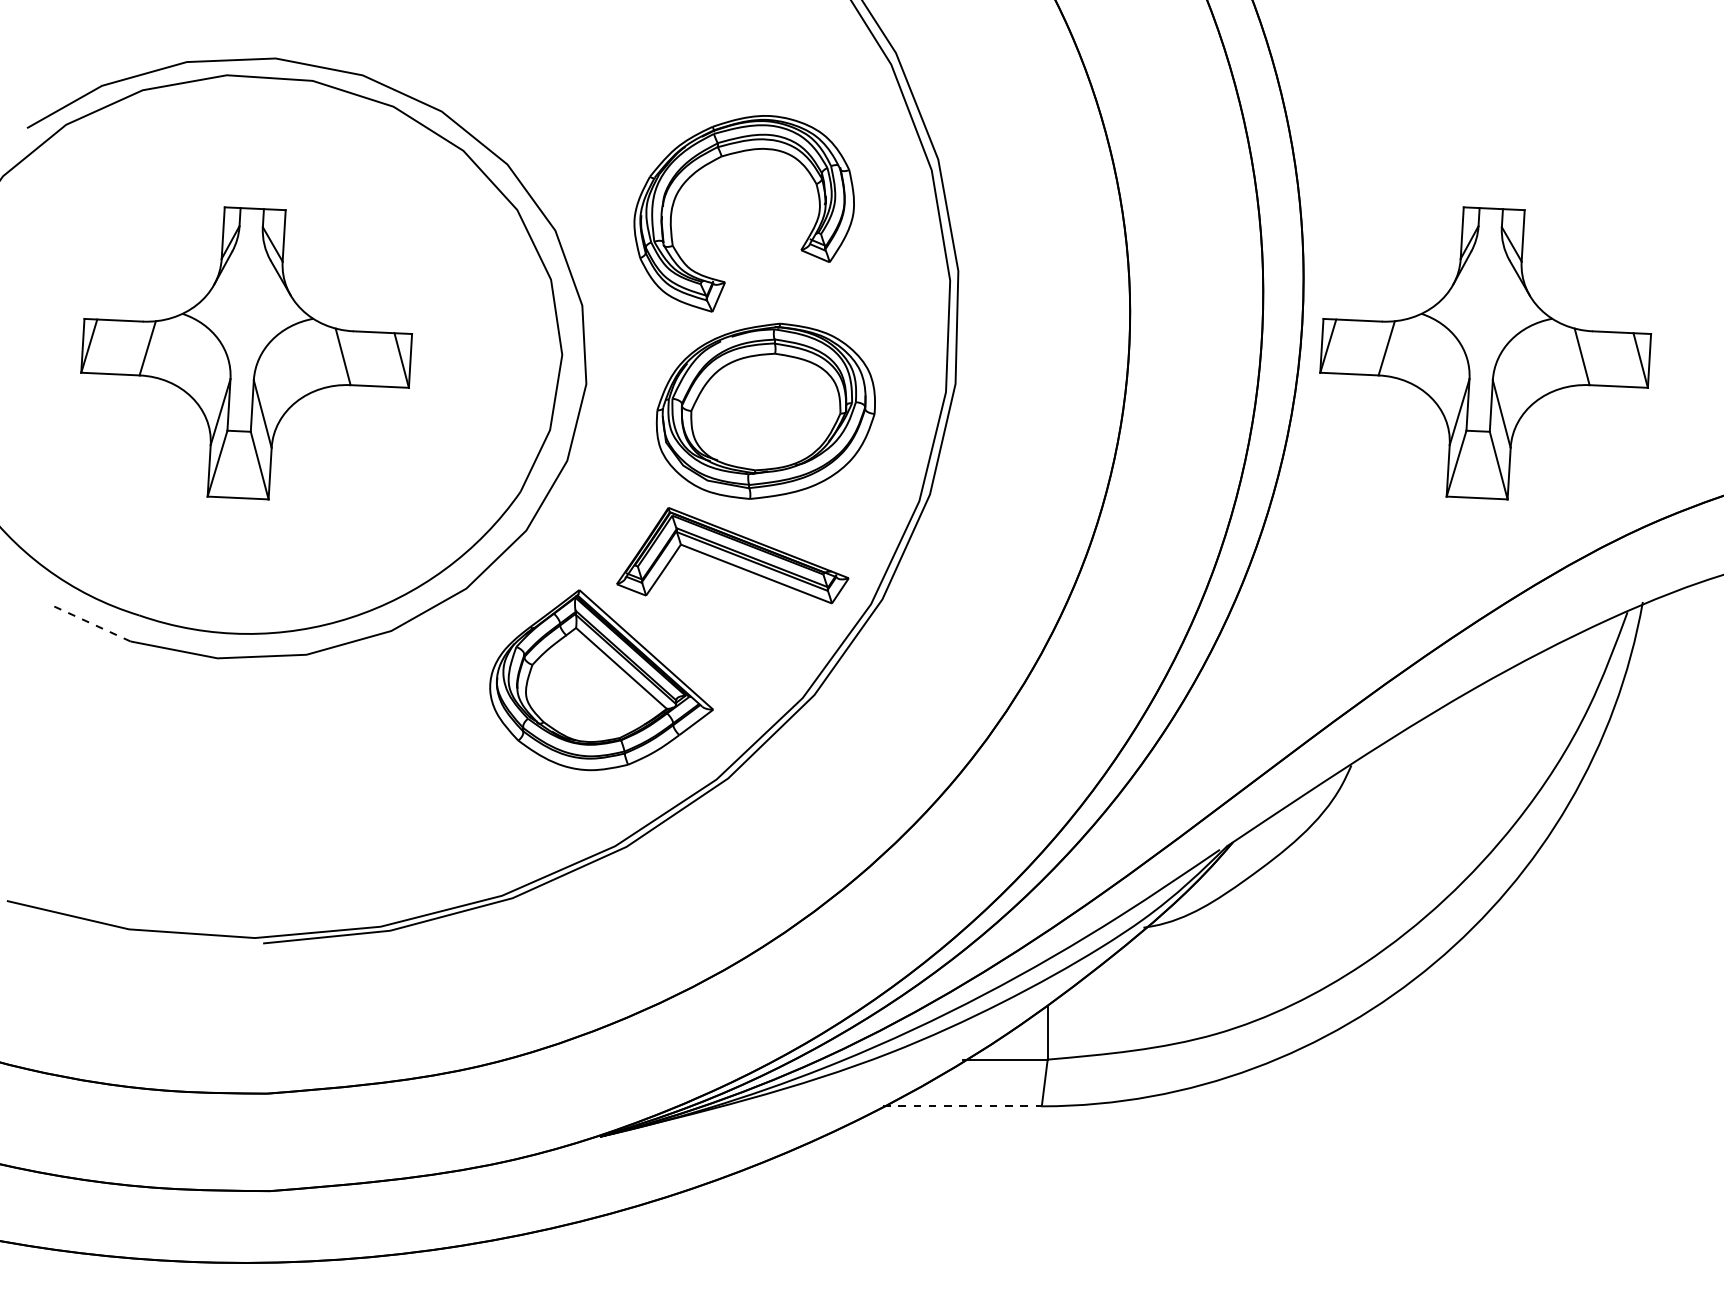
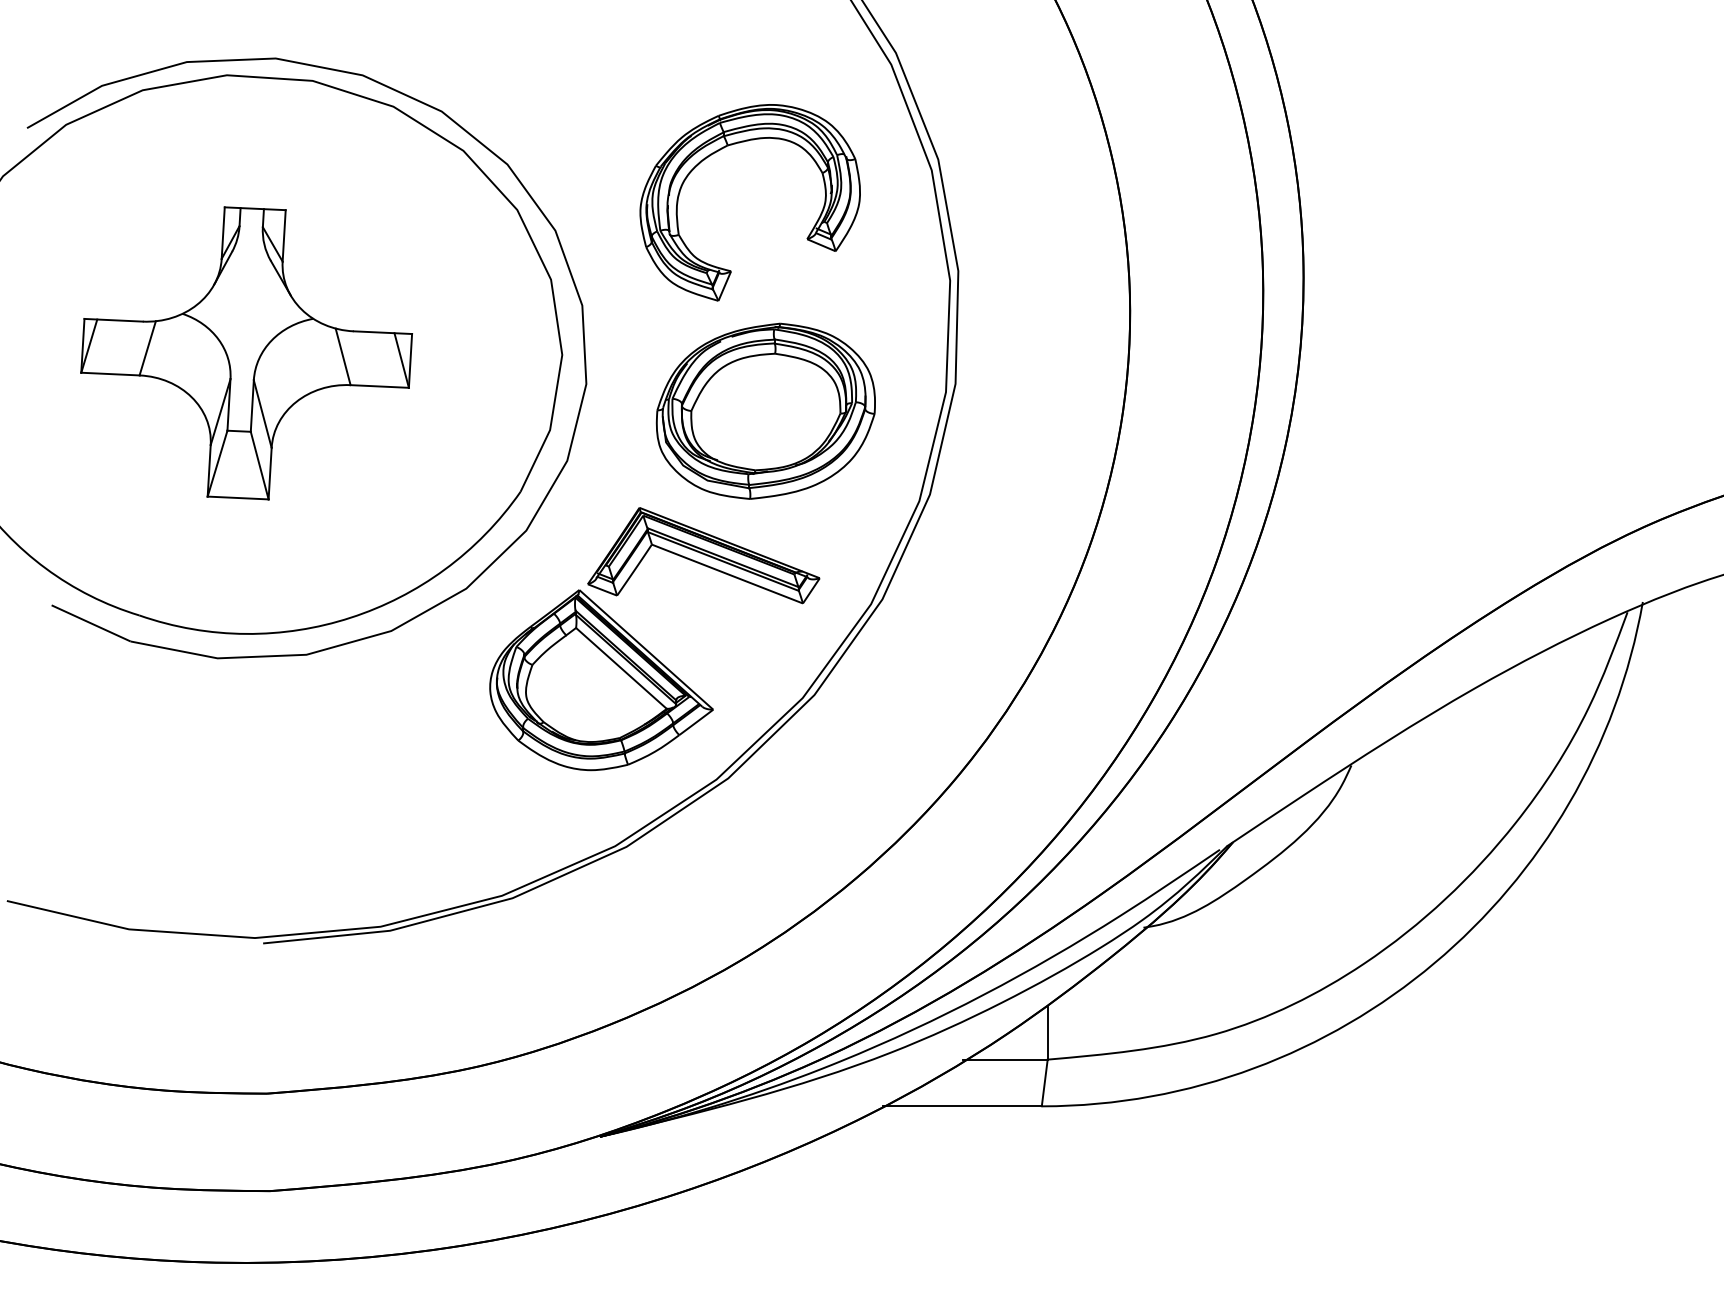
part position: (726, 156) -> (732, 145) (732, 145)
part: present -> none (1485, 353)
part position: (732, 555) -> (703, 555) (703, 555)
line: dashed -> solid (90, 623)
line: dashed -> solid (962, 1106)
